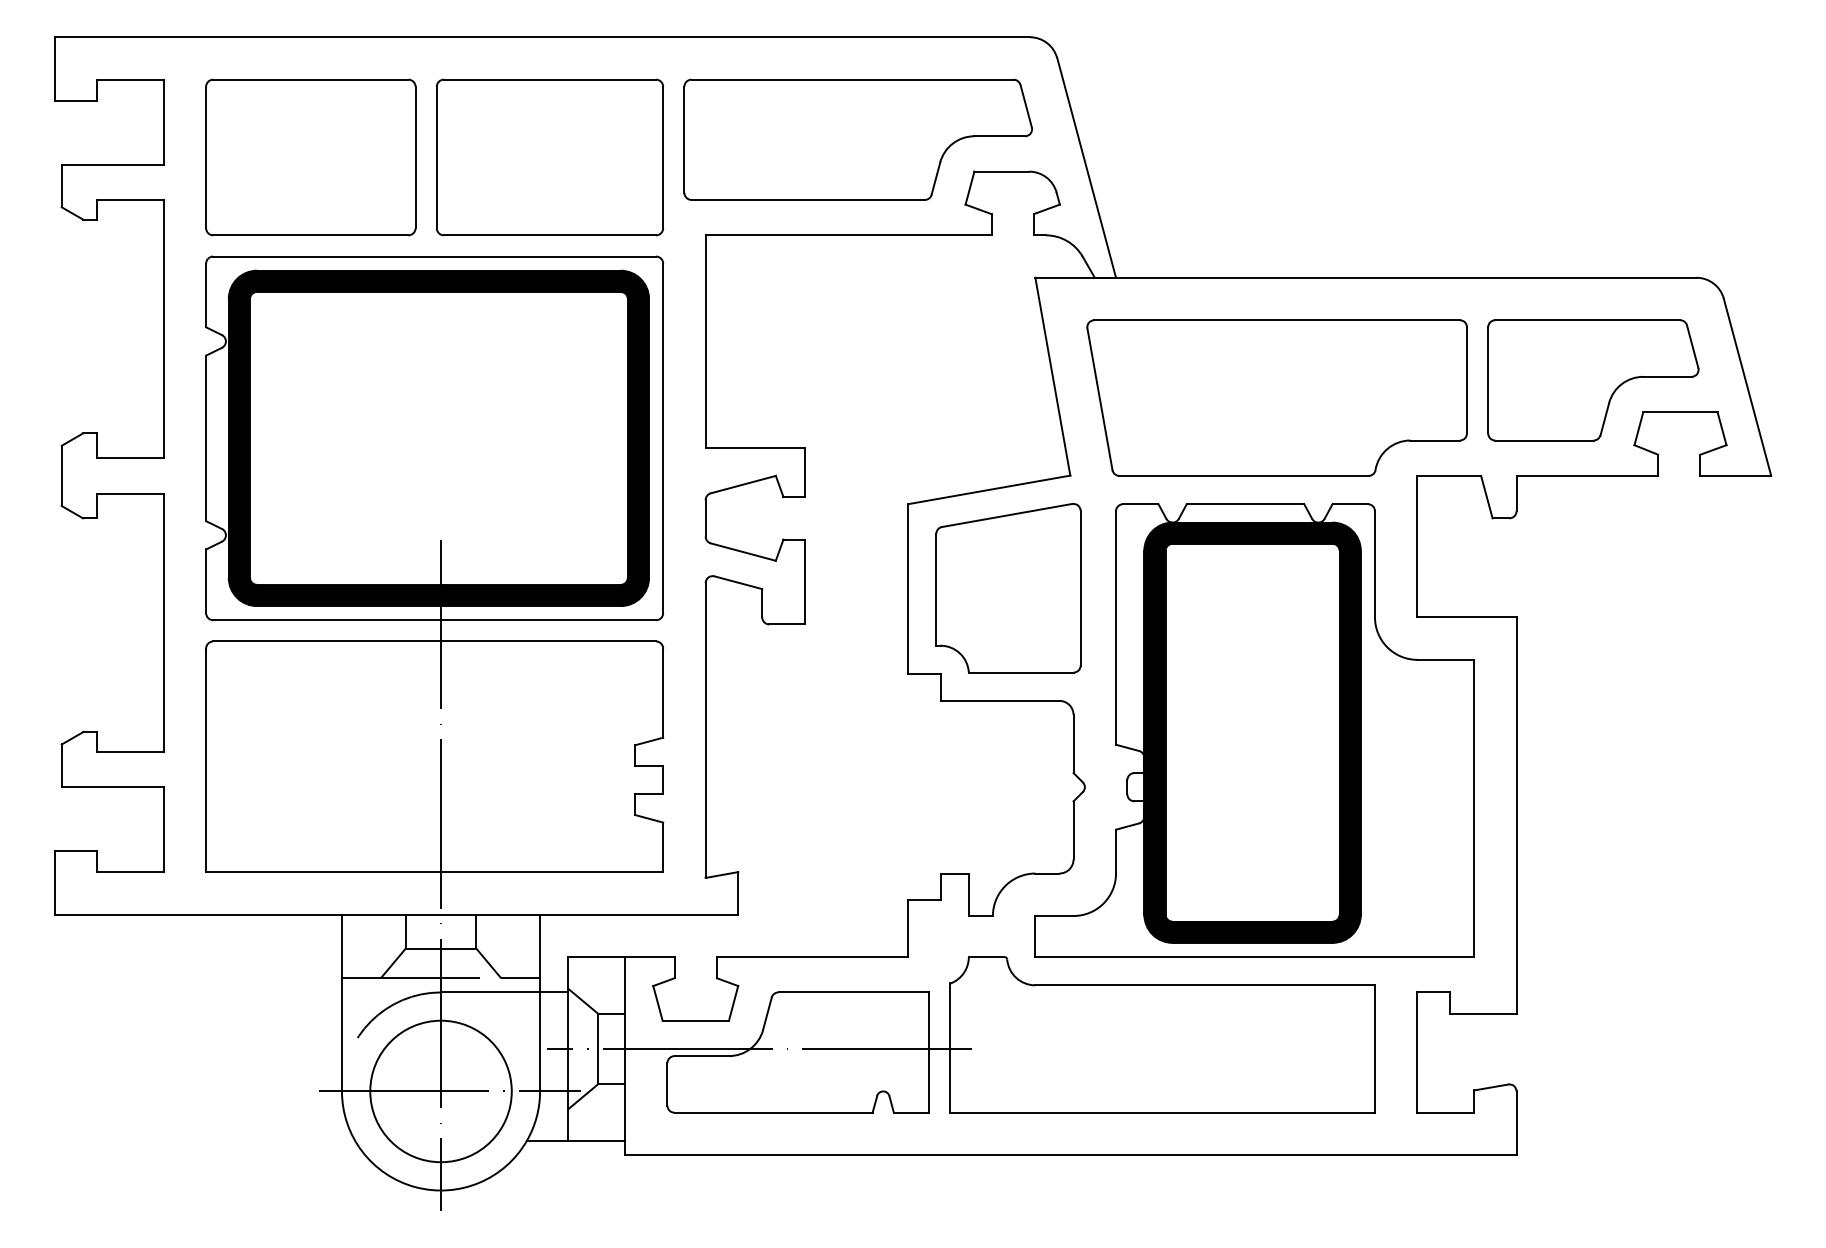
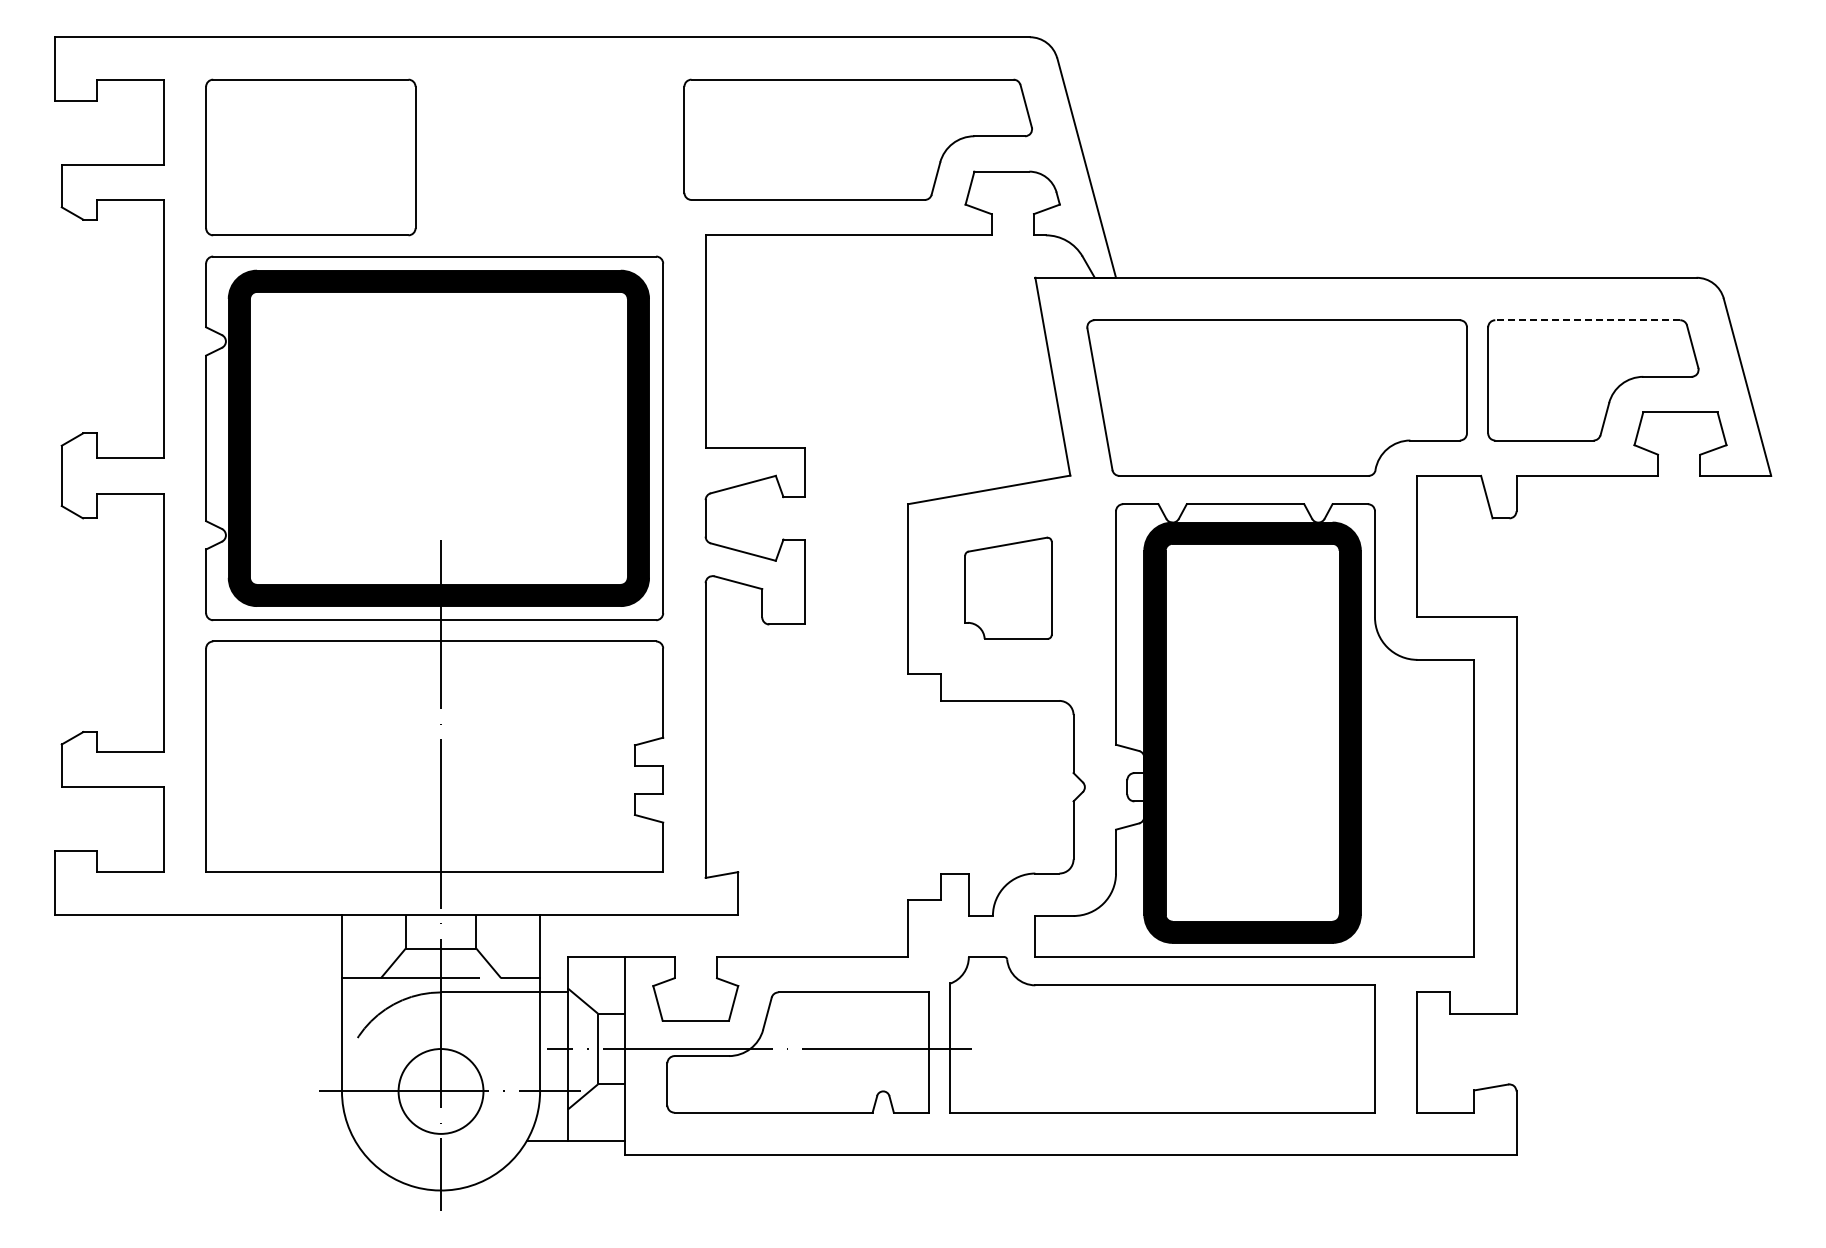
part: present -> none (549, 157)
line: solid -> dashed (1587, 320)
part size: 147x171 px -> 89x104 px (1008, 587)
circle diameter: 142 px -> 85 px (440, 1091)
